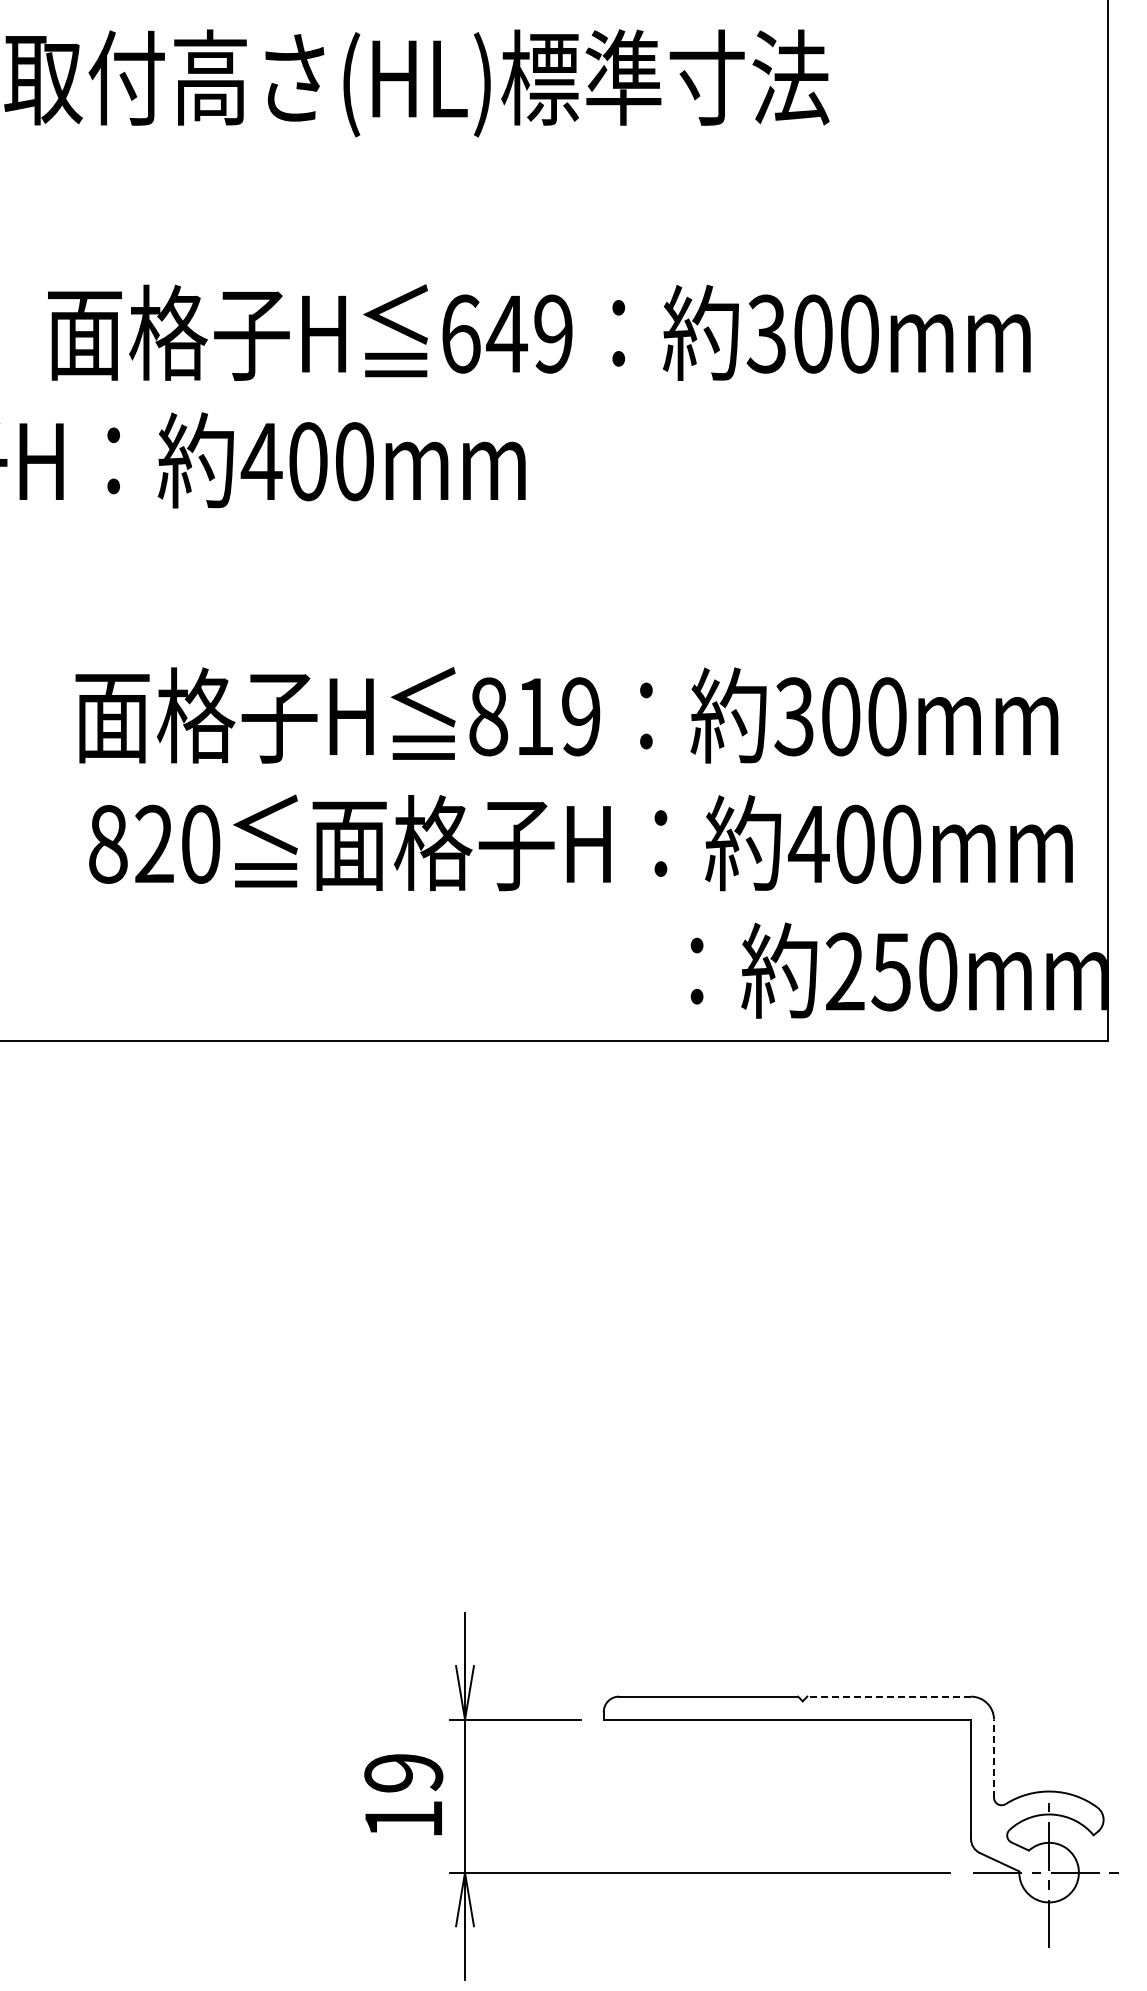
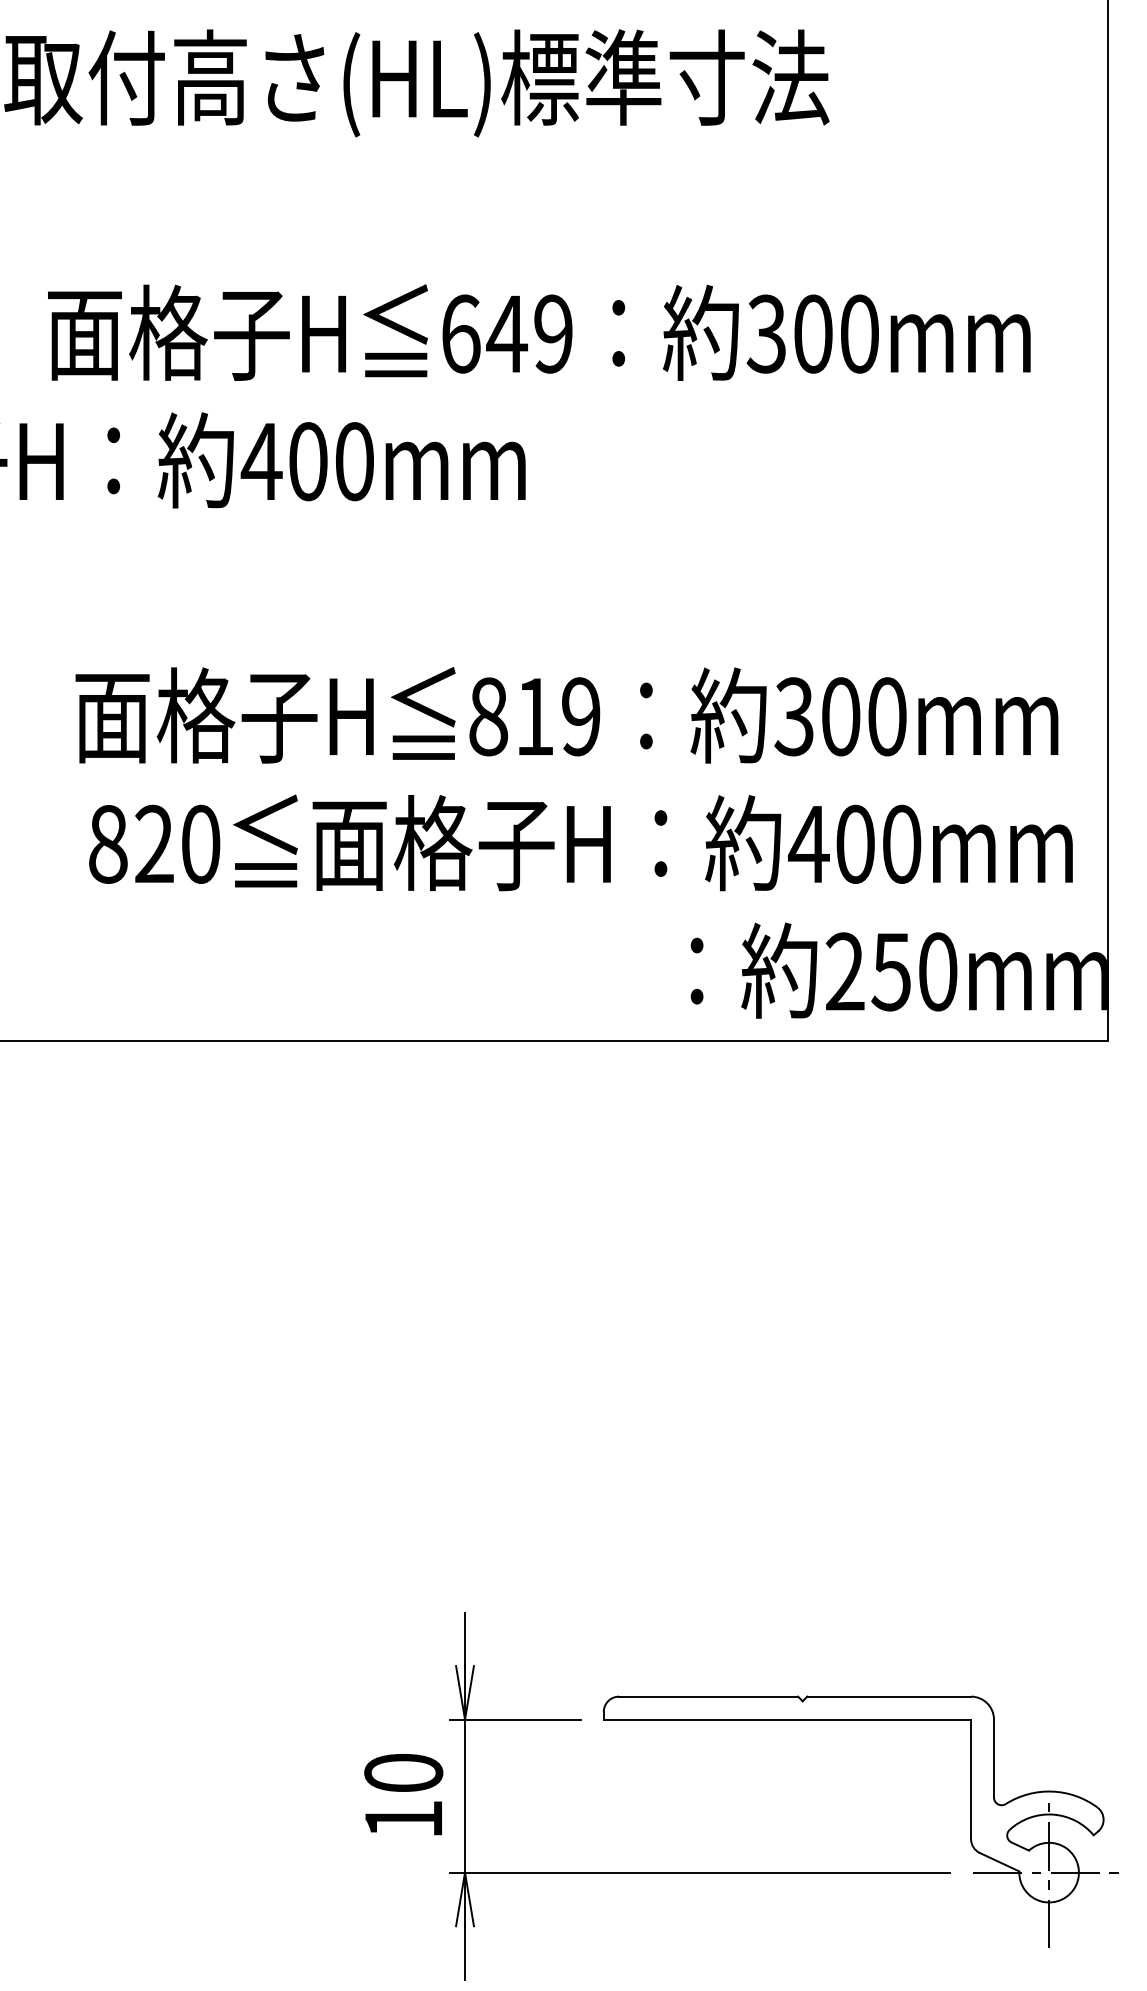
line: dashed -> solid (889, 1696)
line: dashed -> solid (994, 1758)
text: 19 -> 10 (403, 1773)
